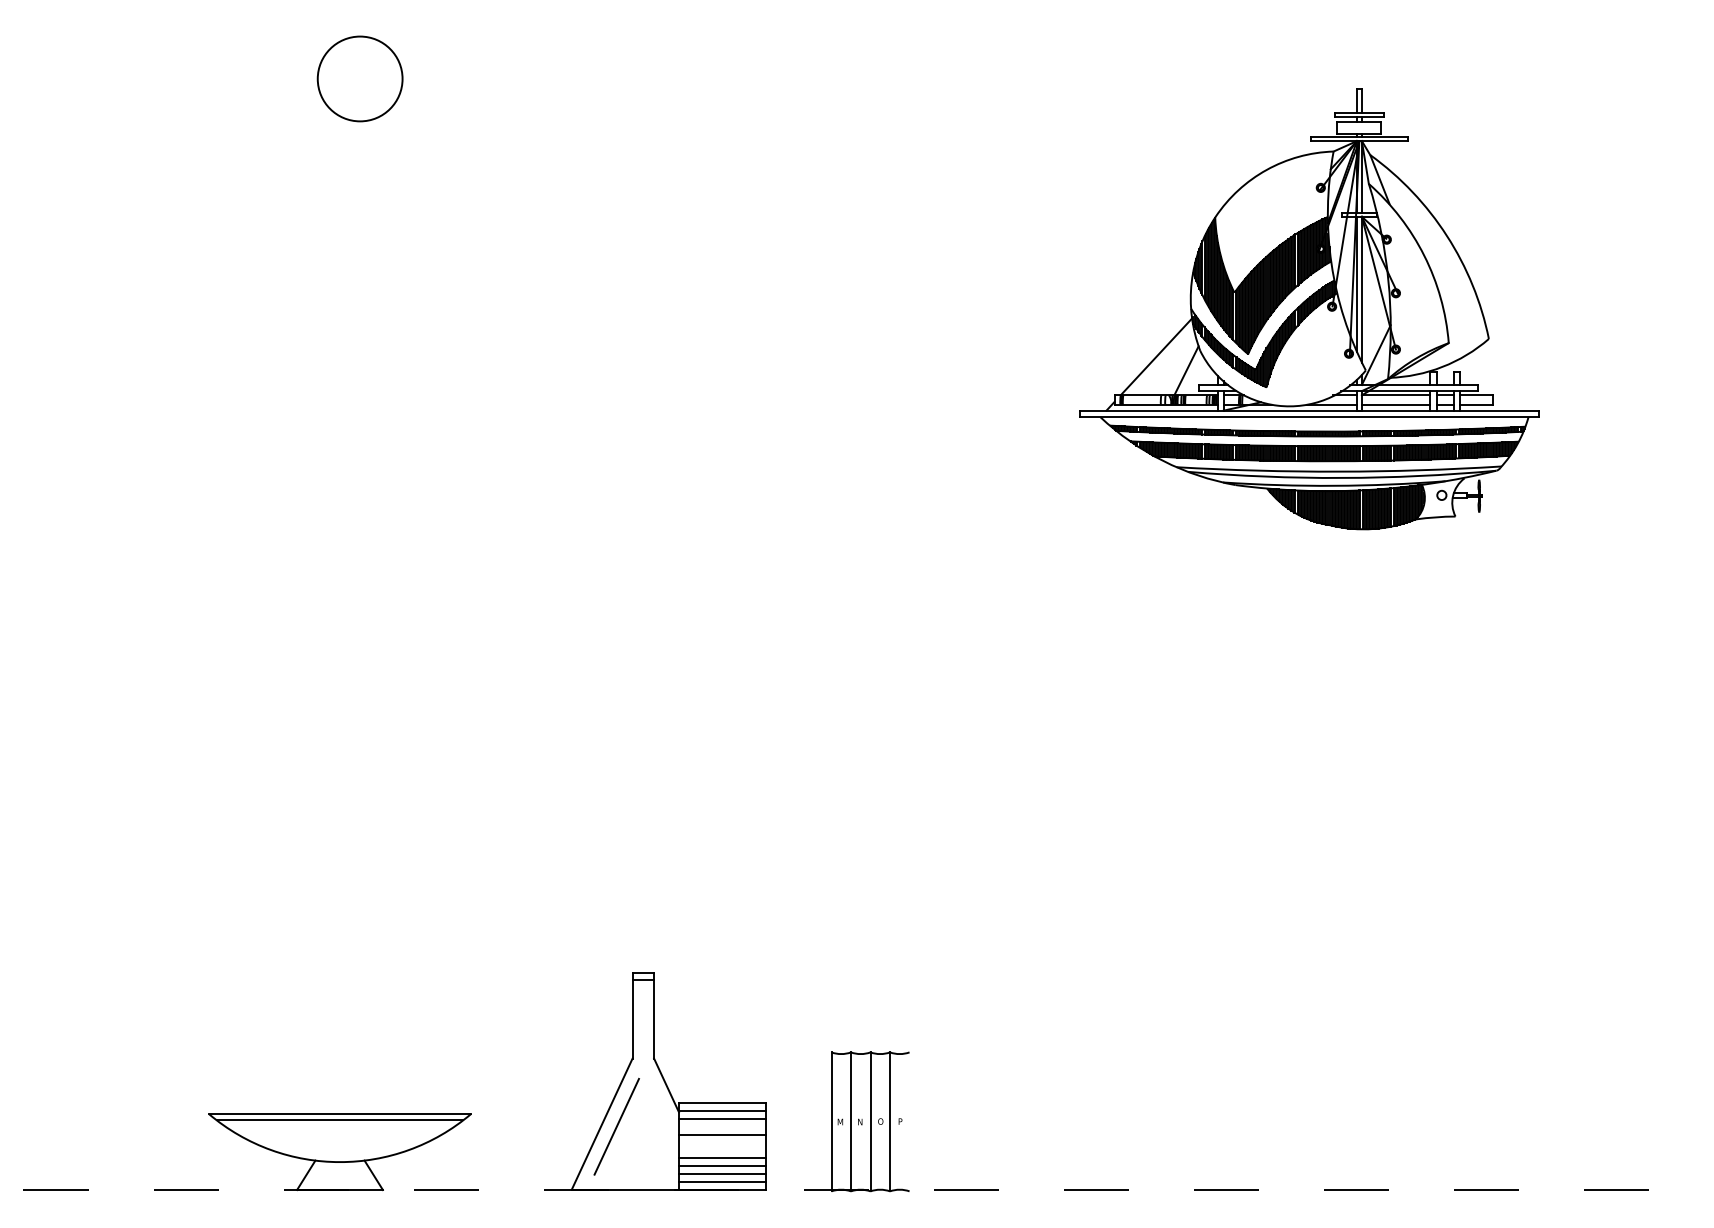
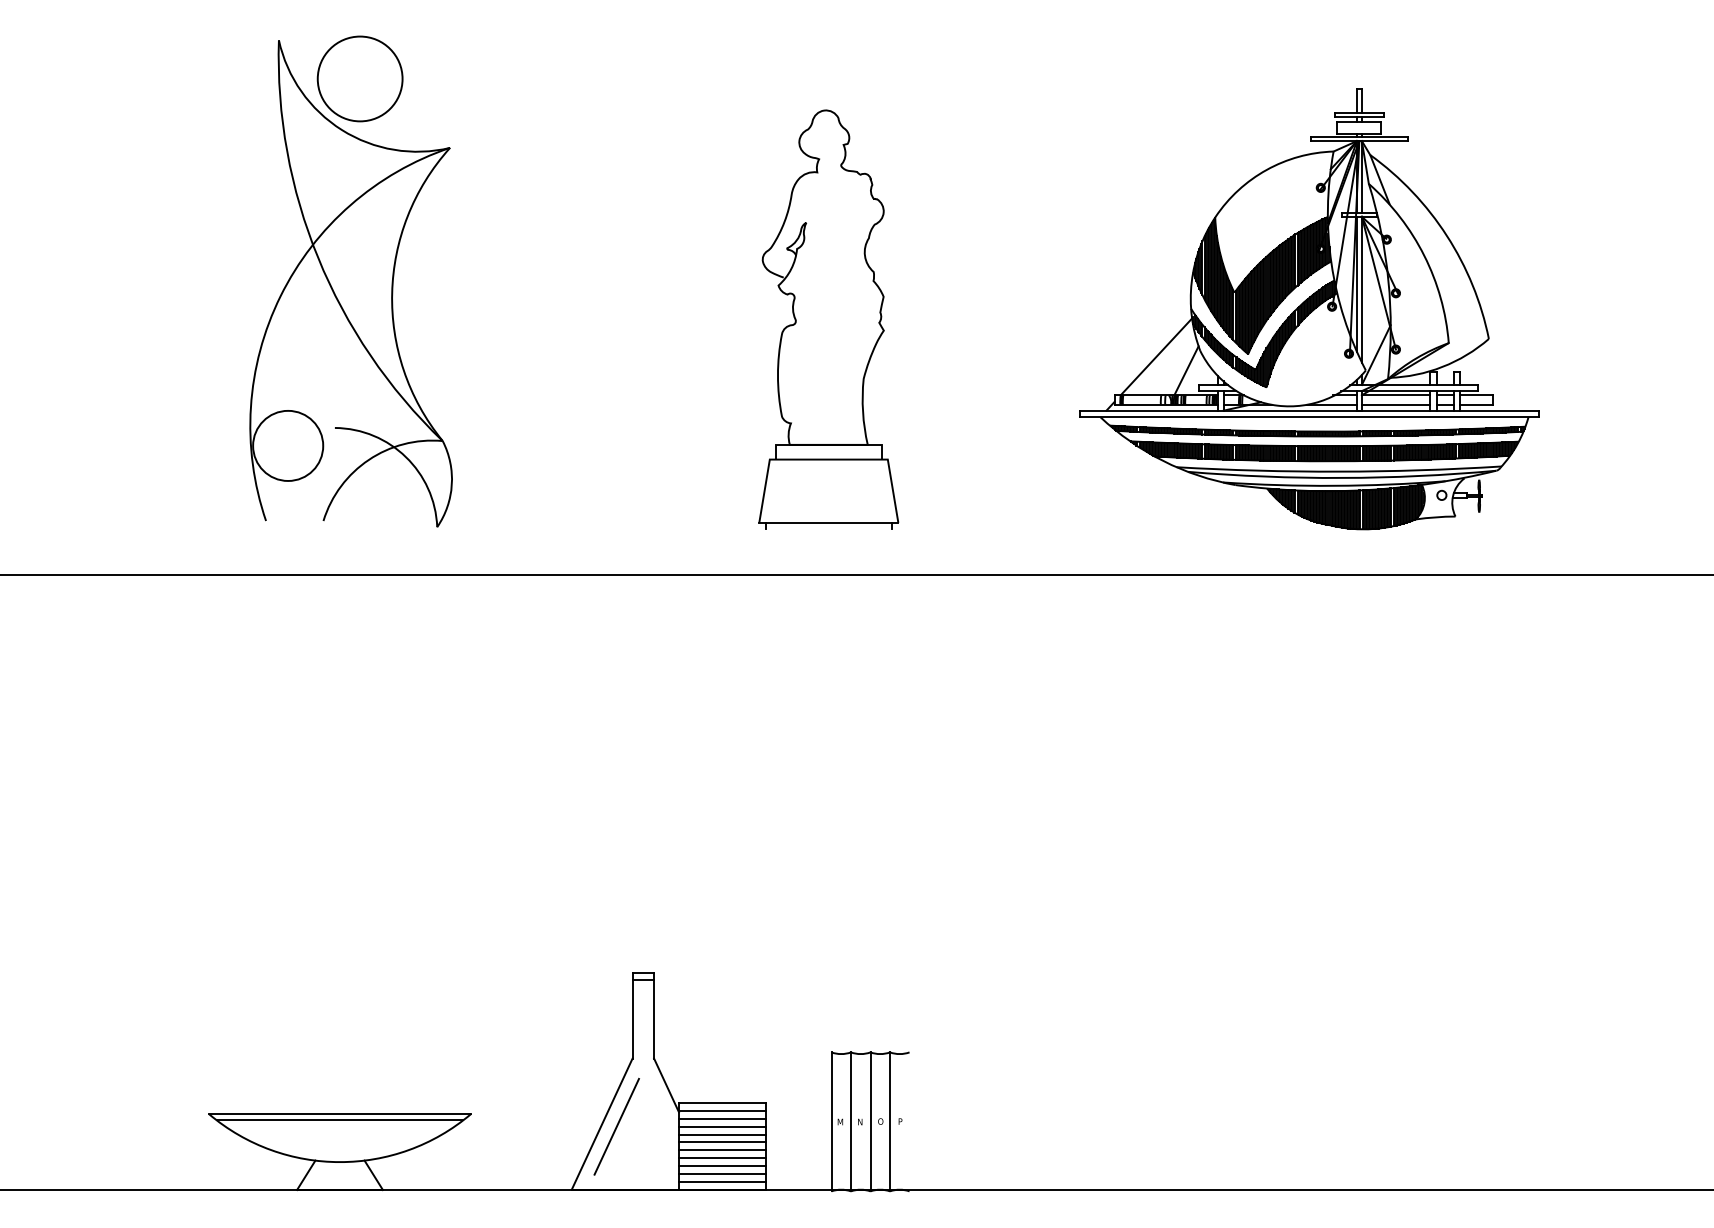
part: none -> present (350, 283)
part: none -> present (828, 319)
line: none -> present (856, 574)
line: none -> present (721, 1126)
line: none -> present (721, 1142)
line: none -> present (721, 1150)
line: dashed -> solid (857, 1189)
